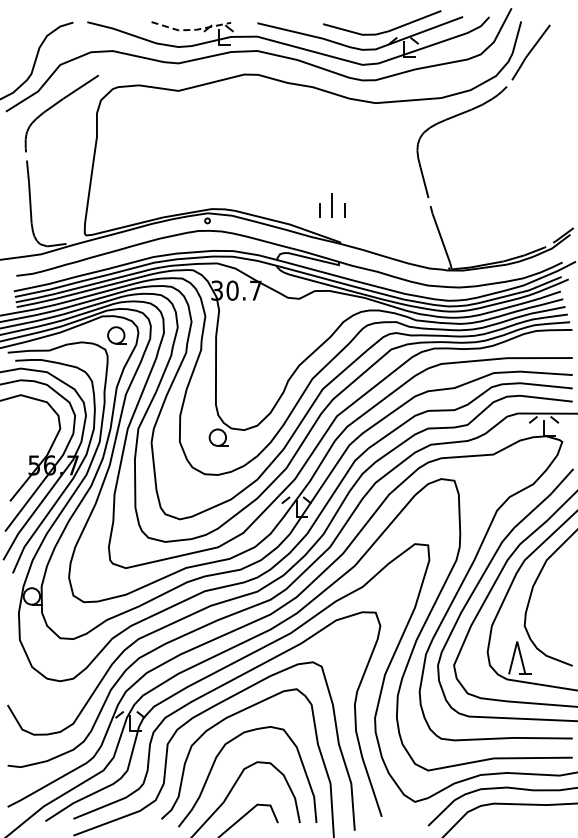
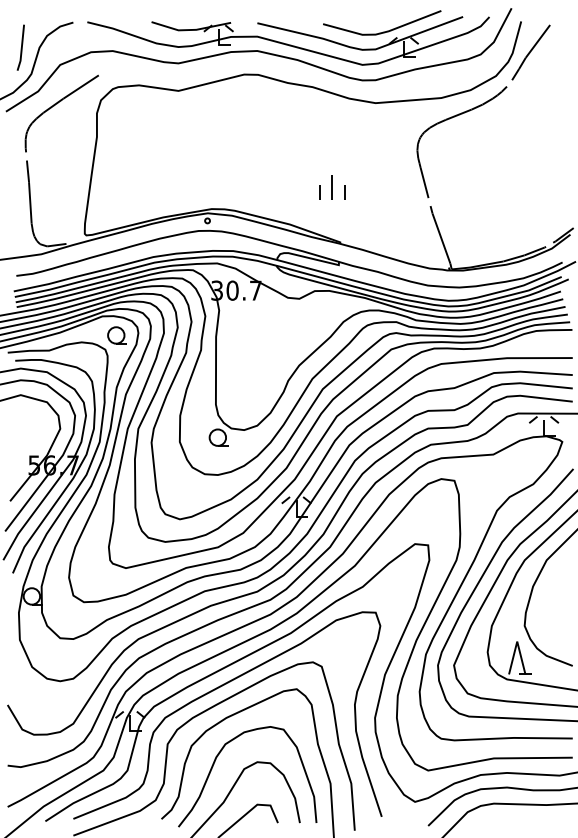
line: dashed -> solid (191, 29)
line: none -> present (21, 47)
part position: (332, 205) -> (332, 187) (332, 187)
